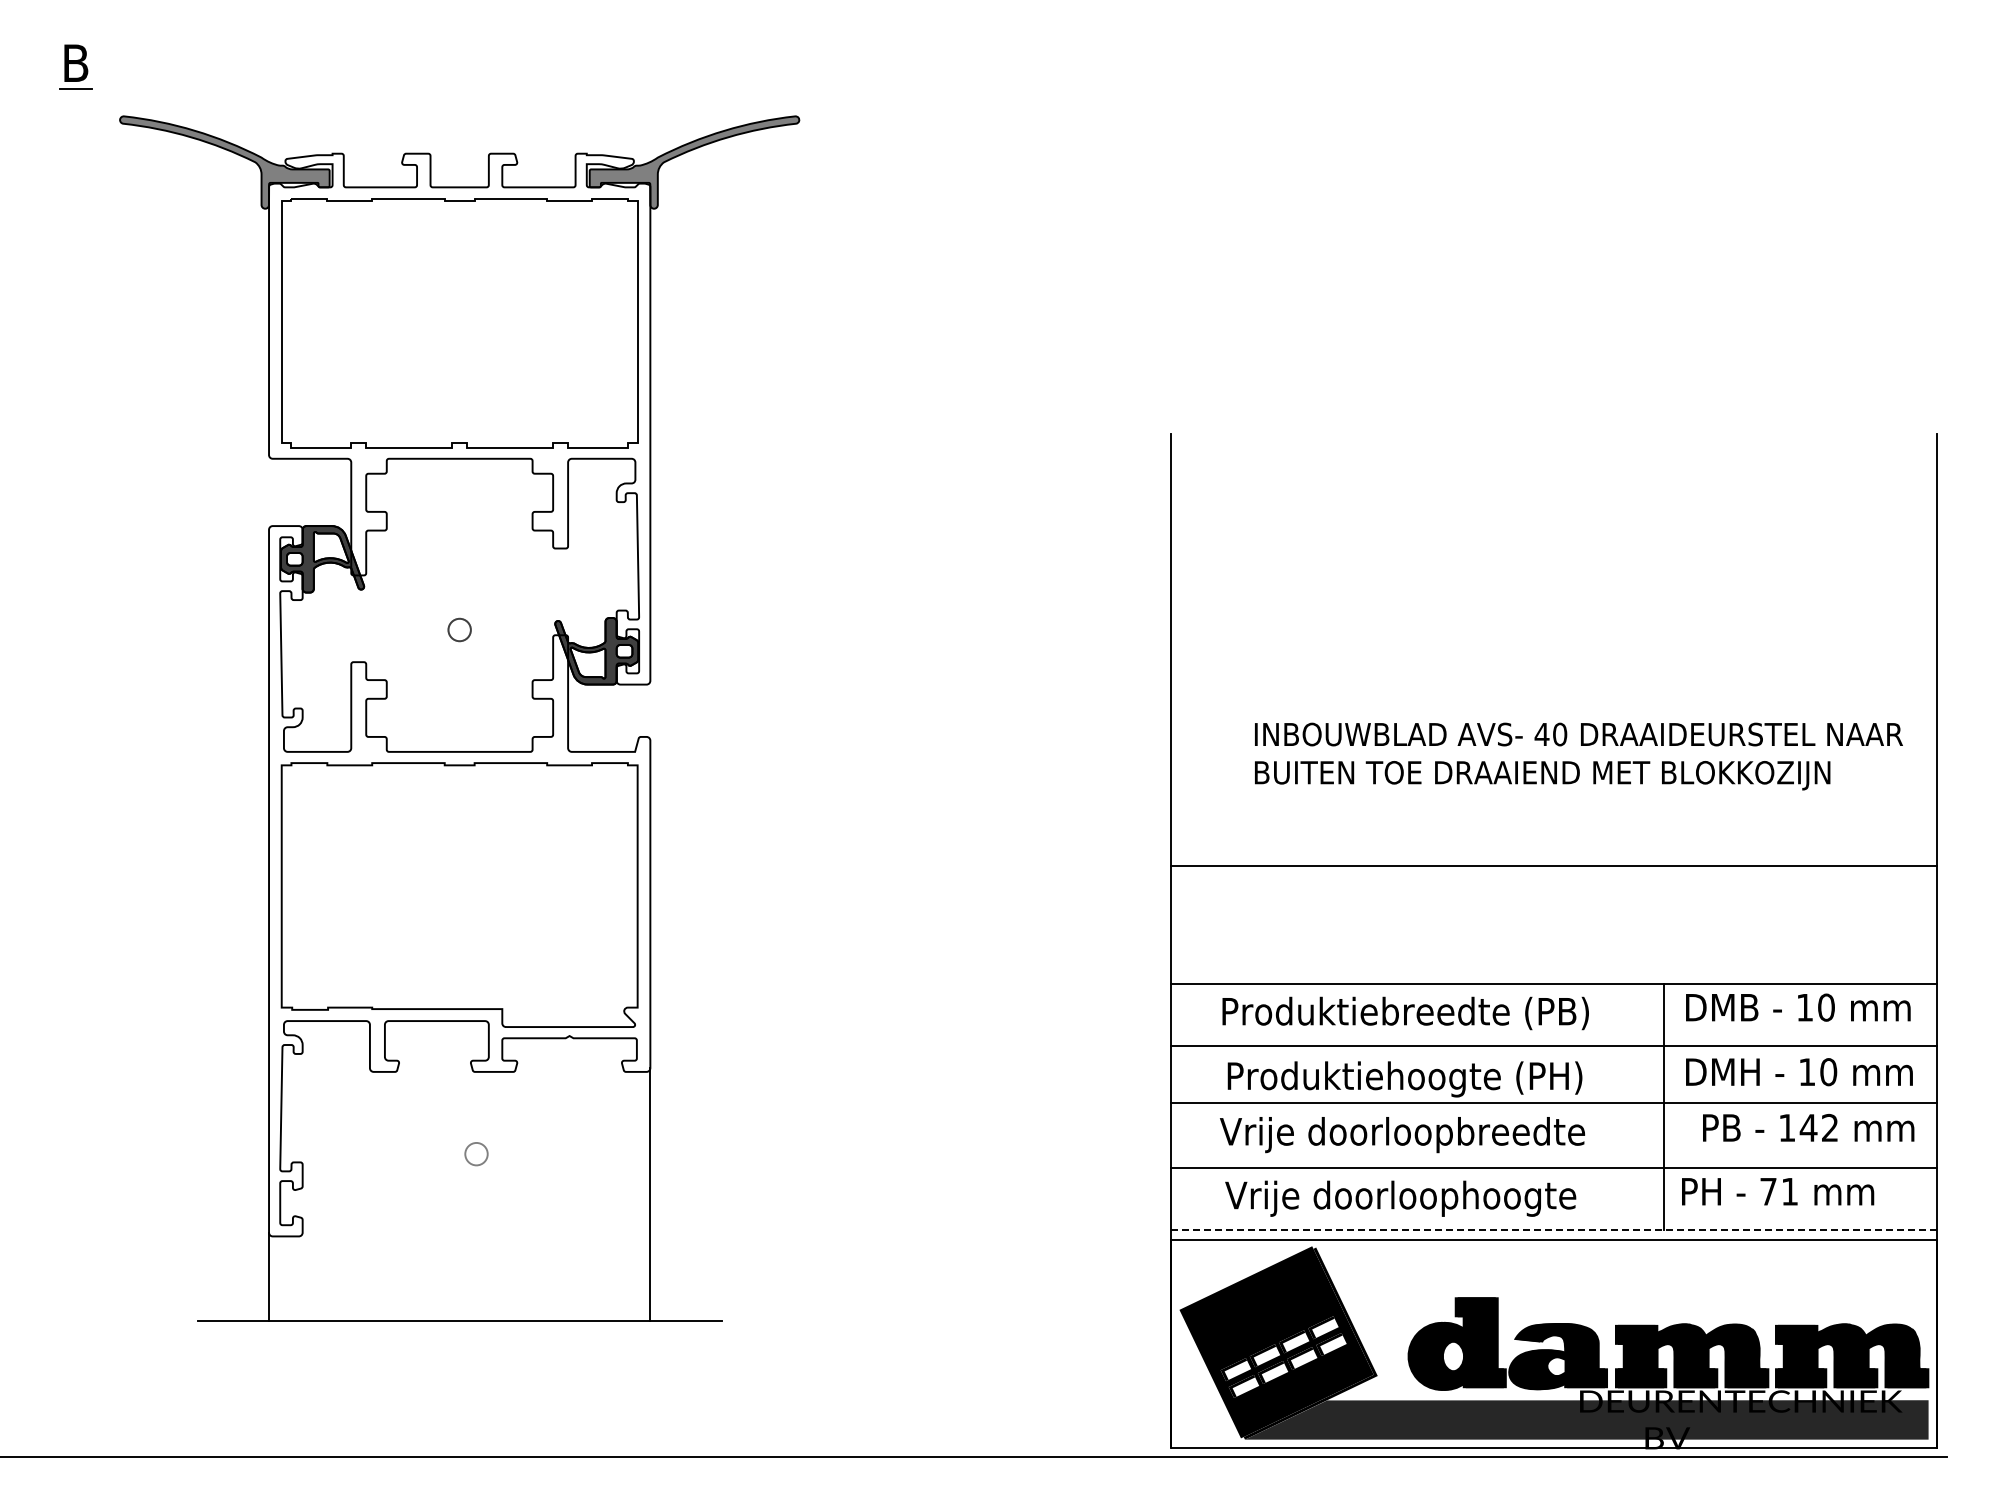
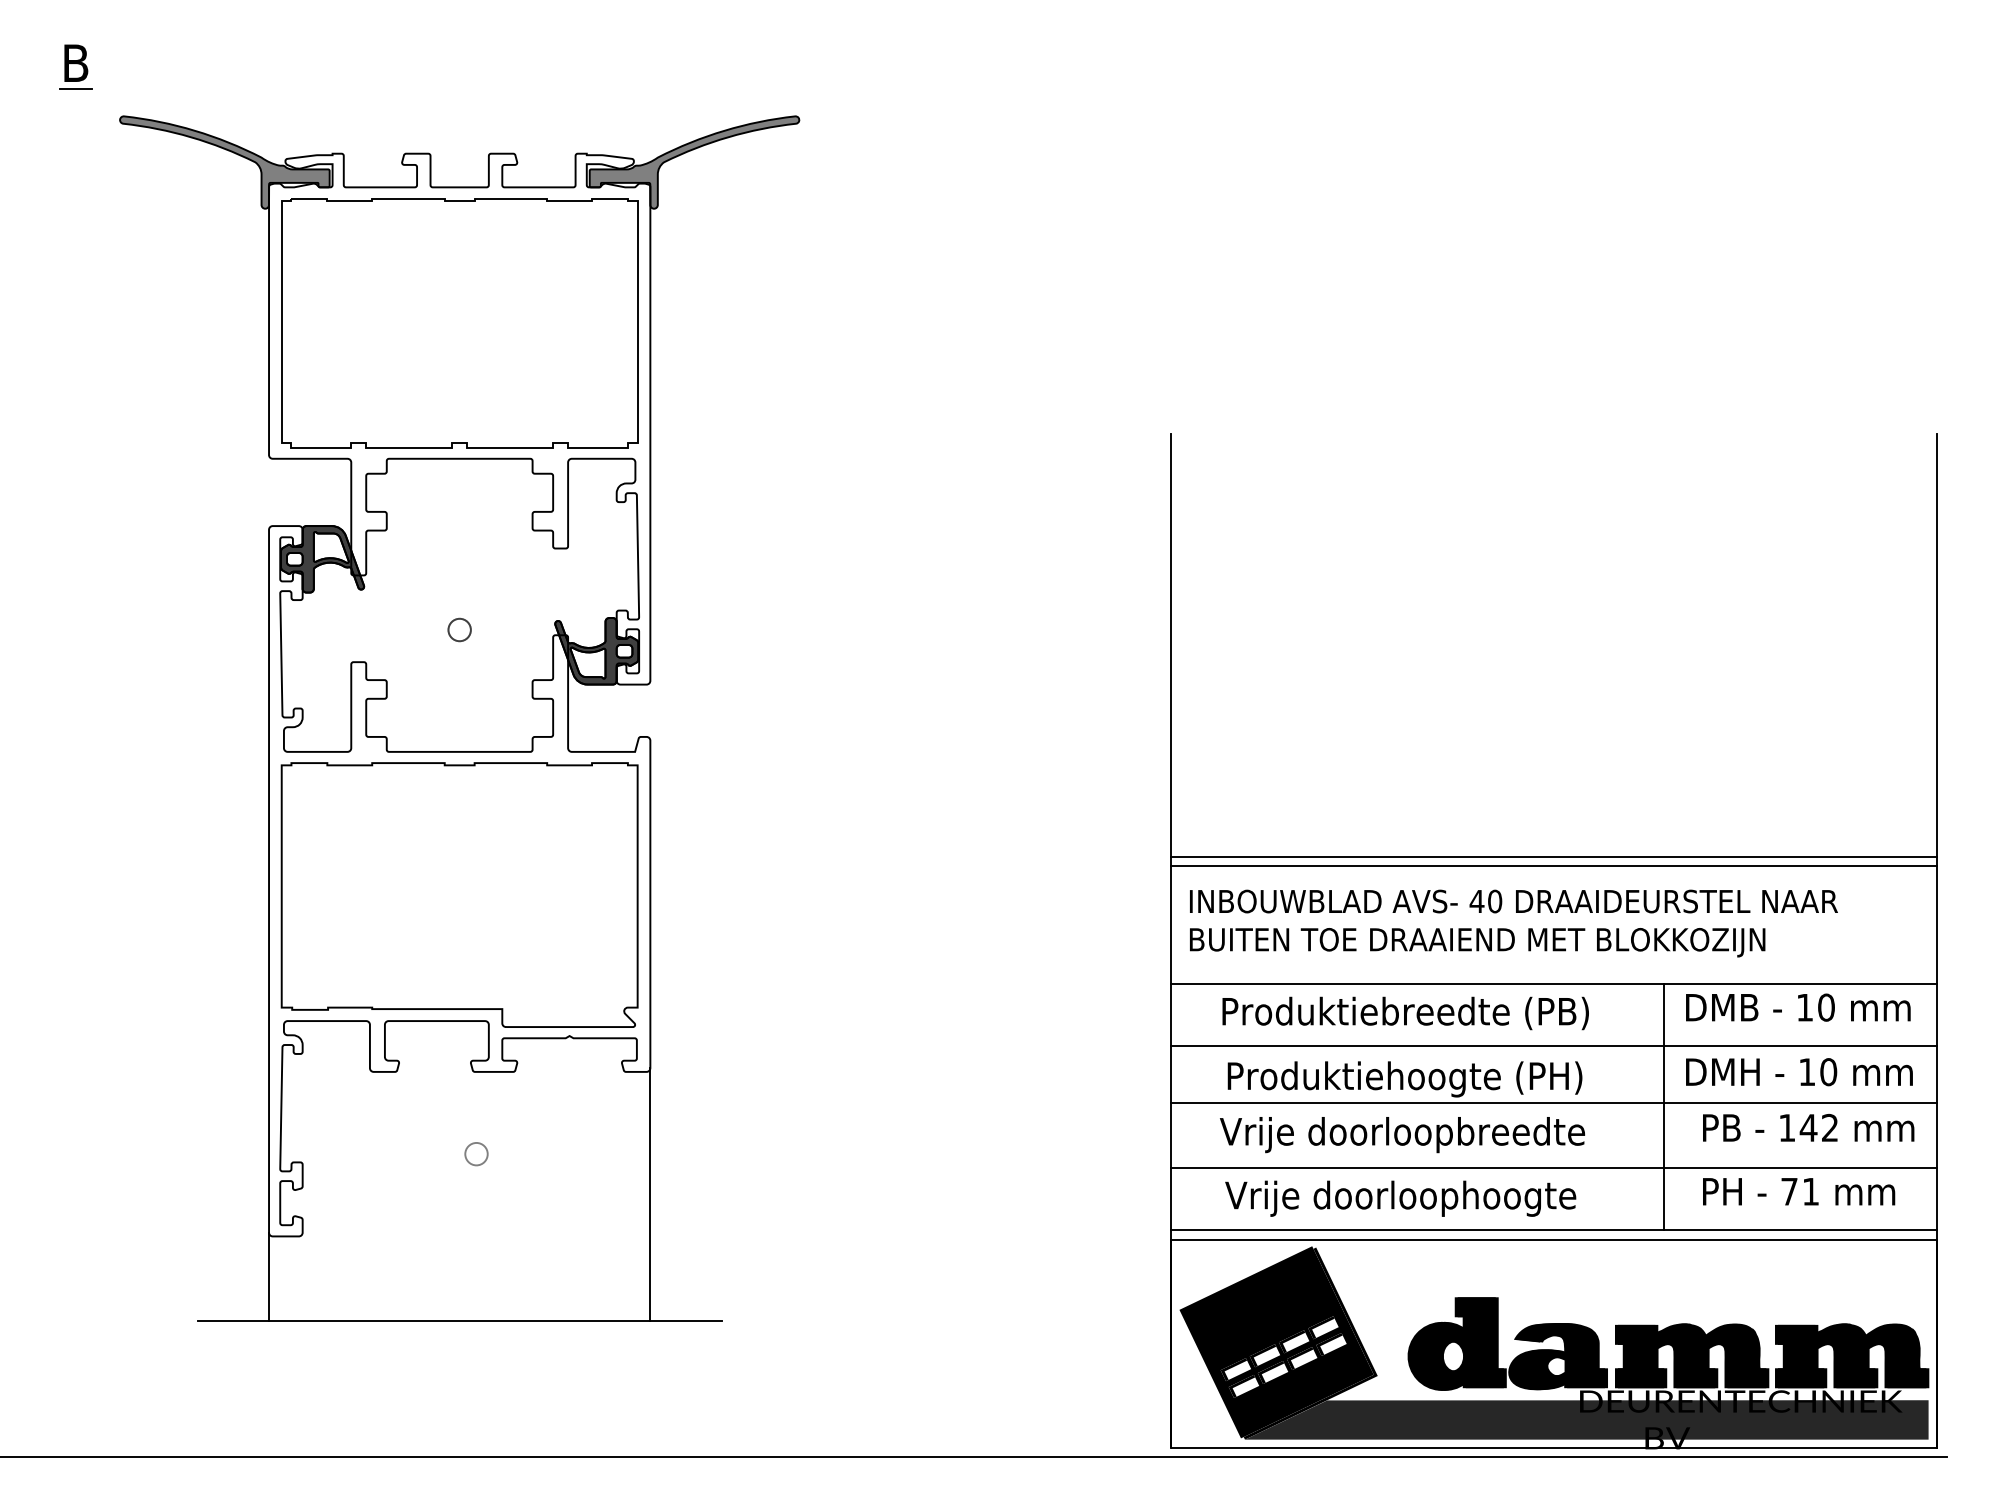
text position: (1578, 756) -> (1513, 923) (1513, 923)
line: none -> present (1553, 856)
text position: (1778, 1191) -> (1799, 1191) (1799, 1191)
line: dashed -> solid (1554, 1230)
